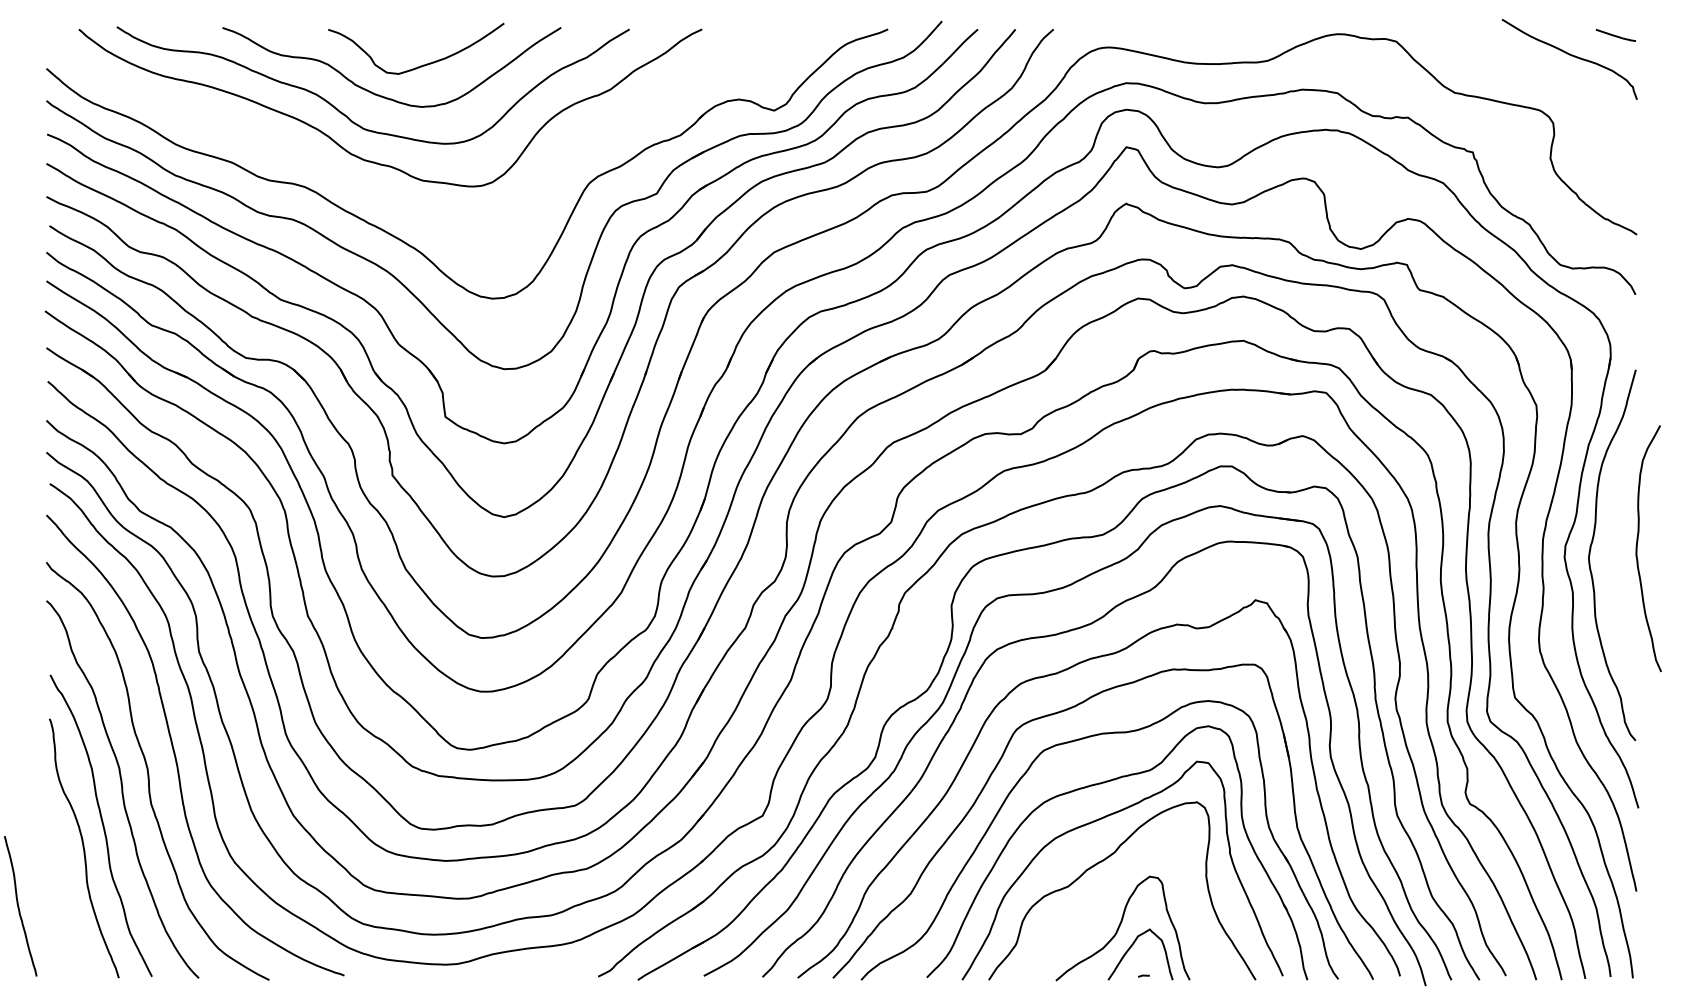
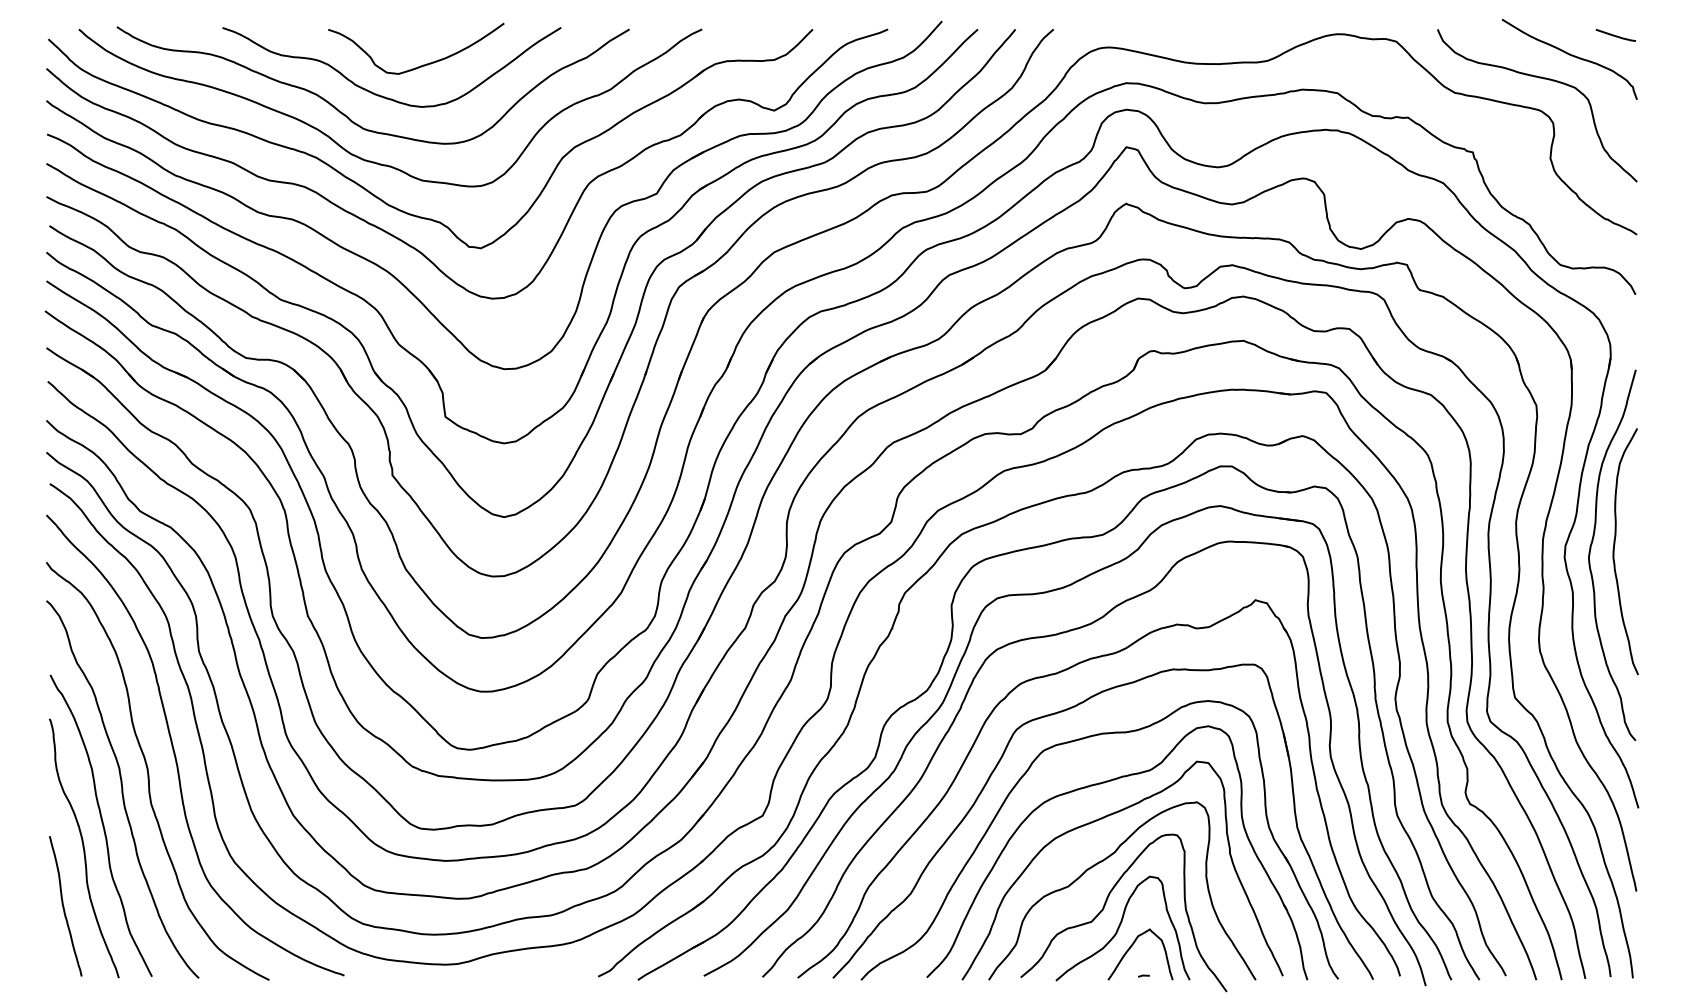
curve: none -> present (1544, 79)
part: none -> present (403, 210)
curve position: (1637, 548) -> (1614, 551) (1614, 551)
curve position: (19, 906) -> (64, 906) (64, 906)
curve: none -> present (1105, 906)
